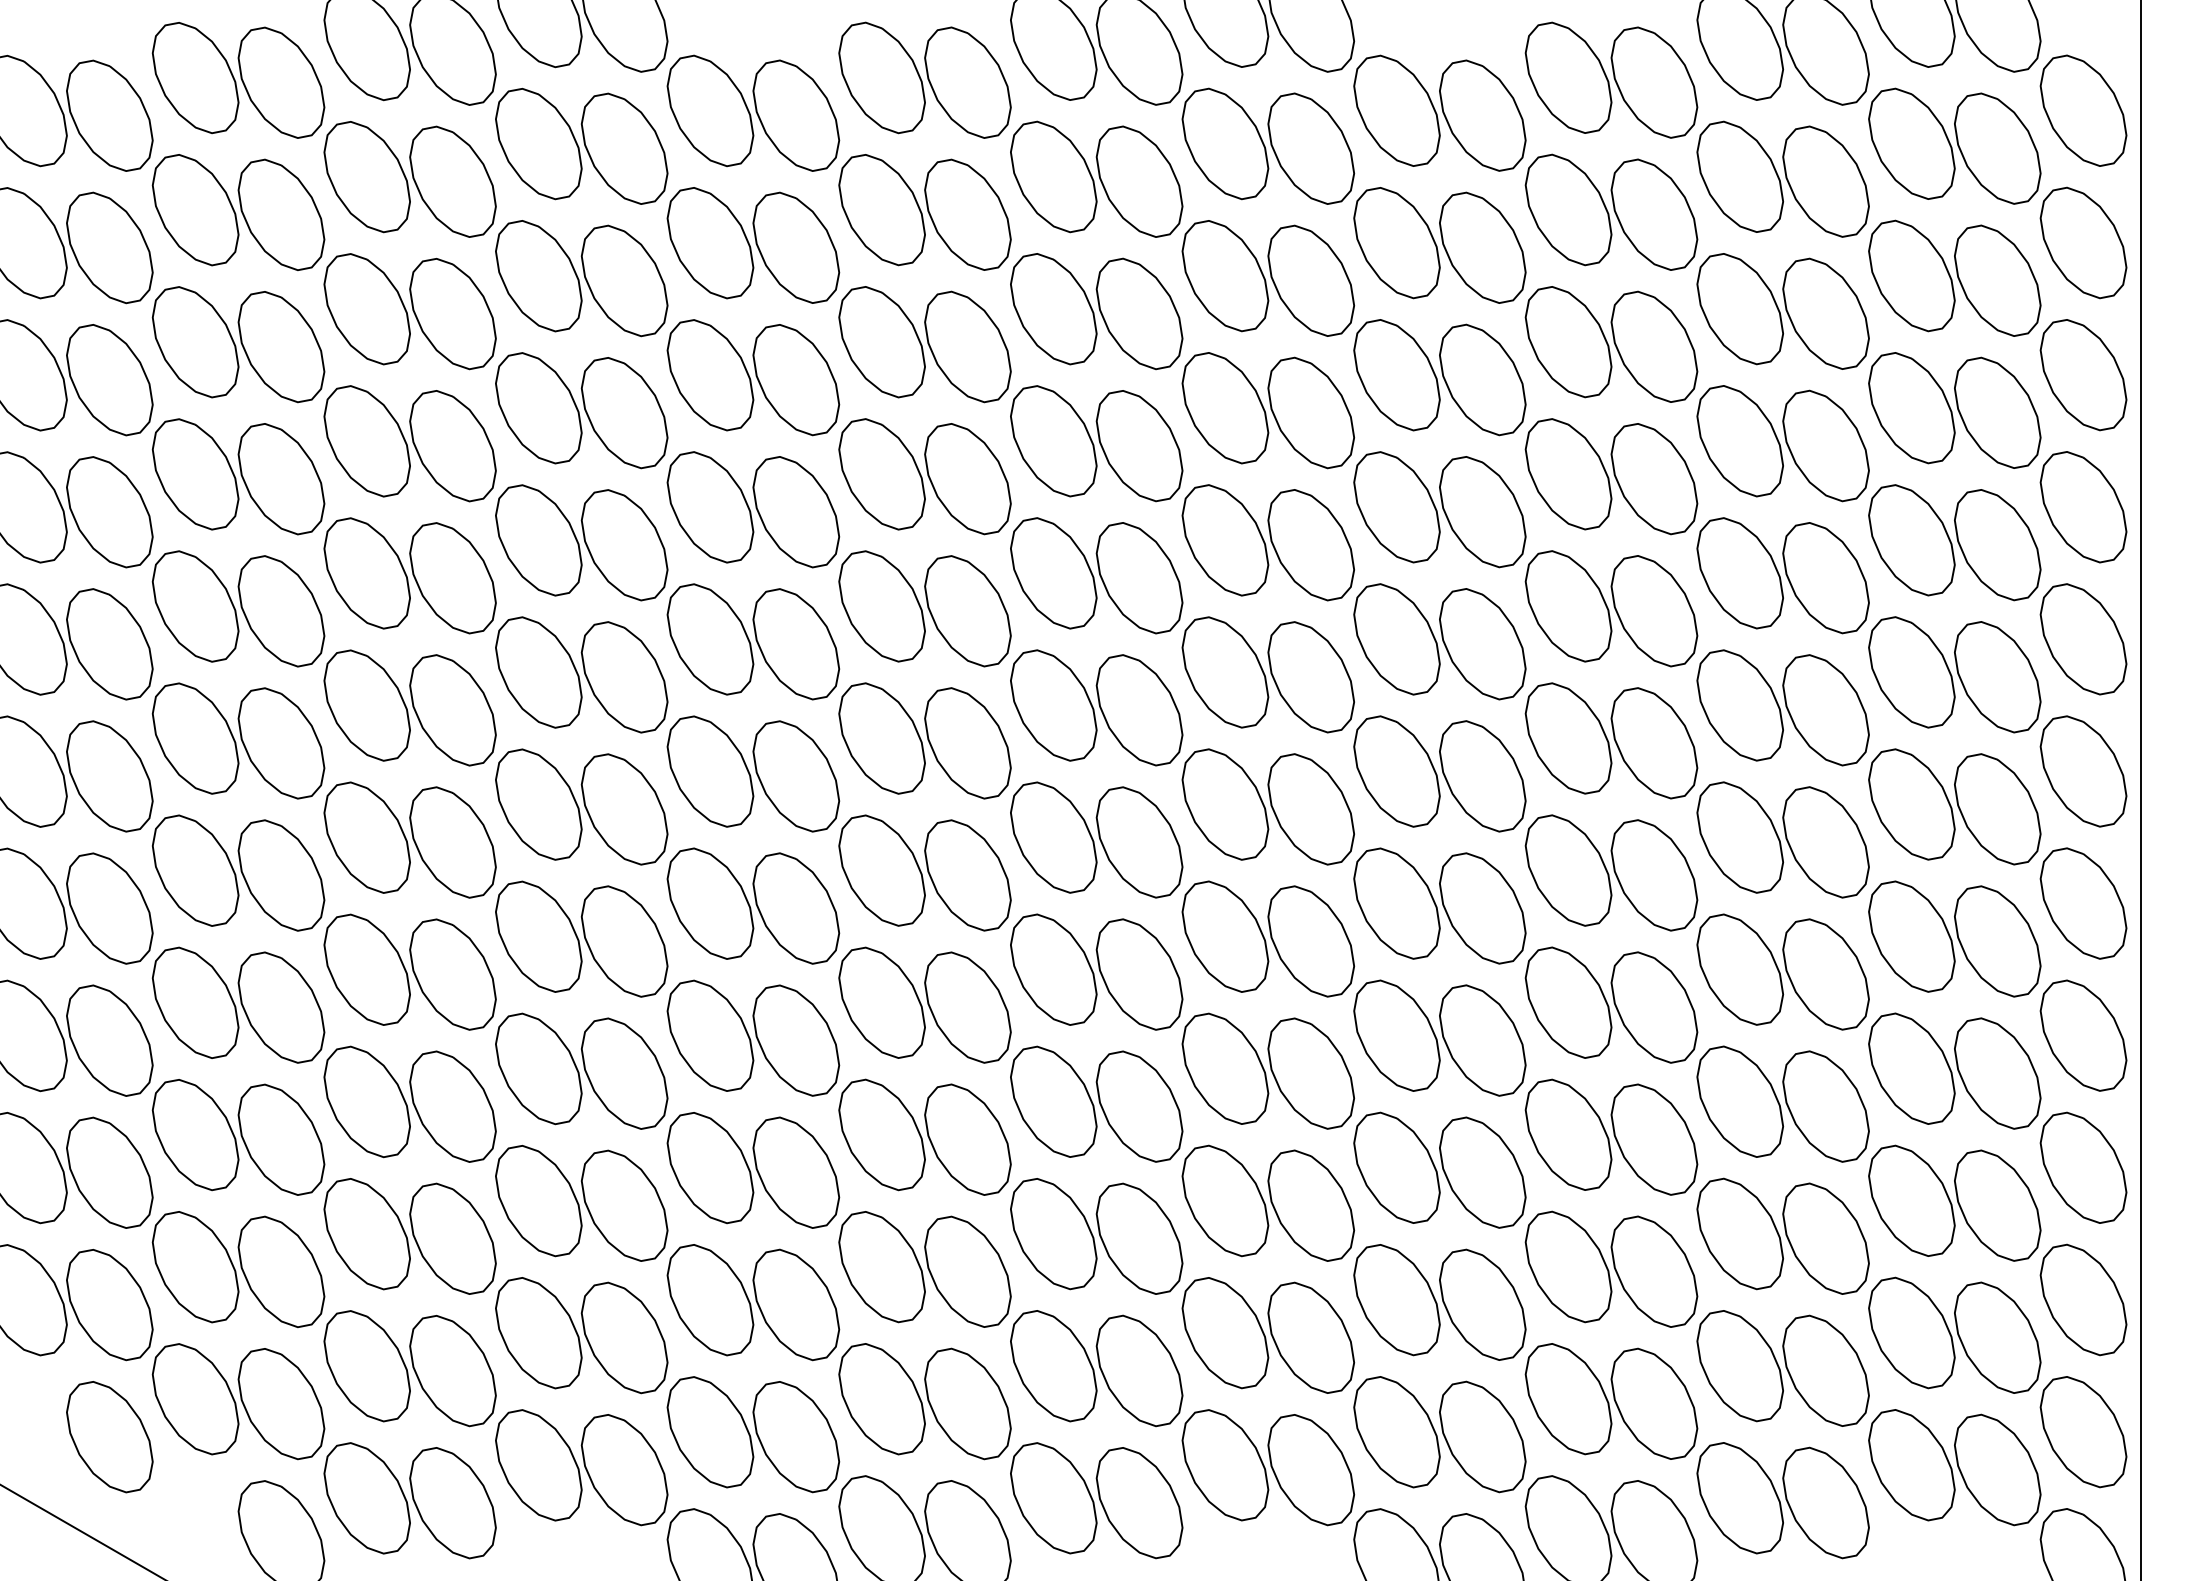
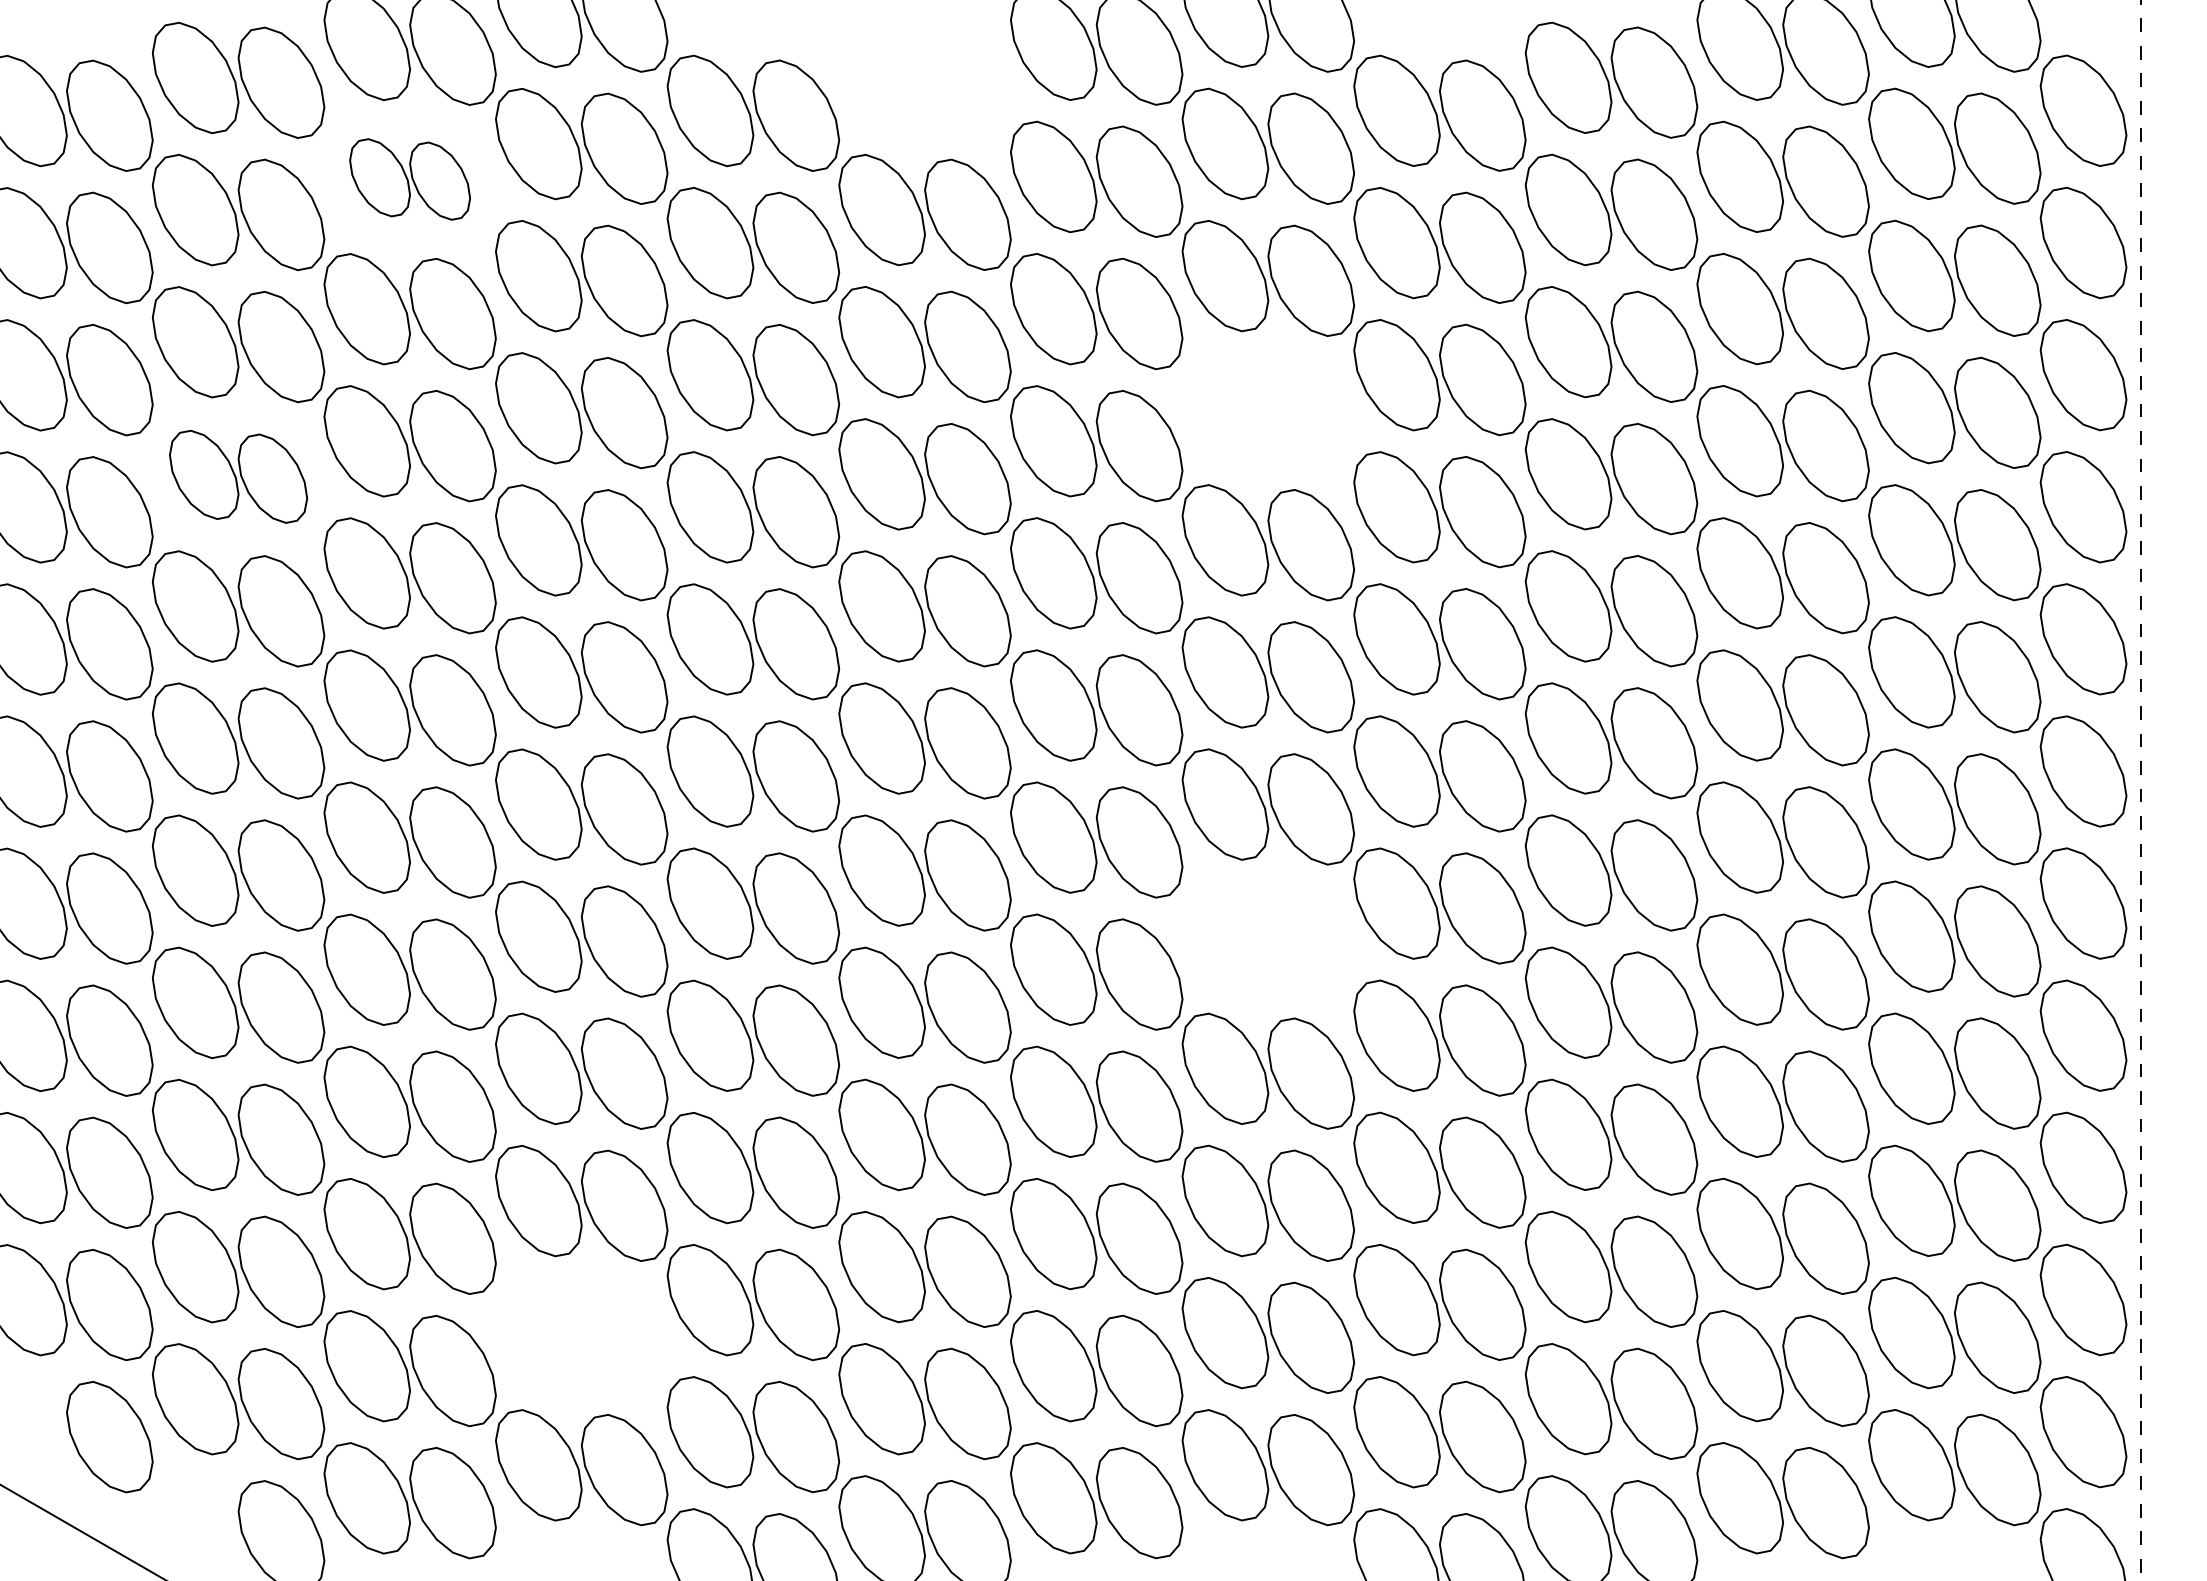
part: present -> none (924, 79)
part size: 174x117 px -> 122x83 px (409, 179)
part: present -> none (1268, 410)
part size: 175x118 px -> 140x95 px (238, 476)
line: solid -> dashed (2140, 790)
part: present -> none (1268, 938)
part: present -> none (581, 1335)
